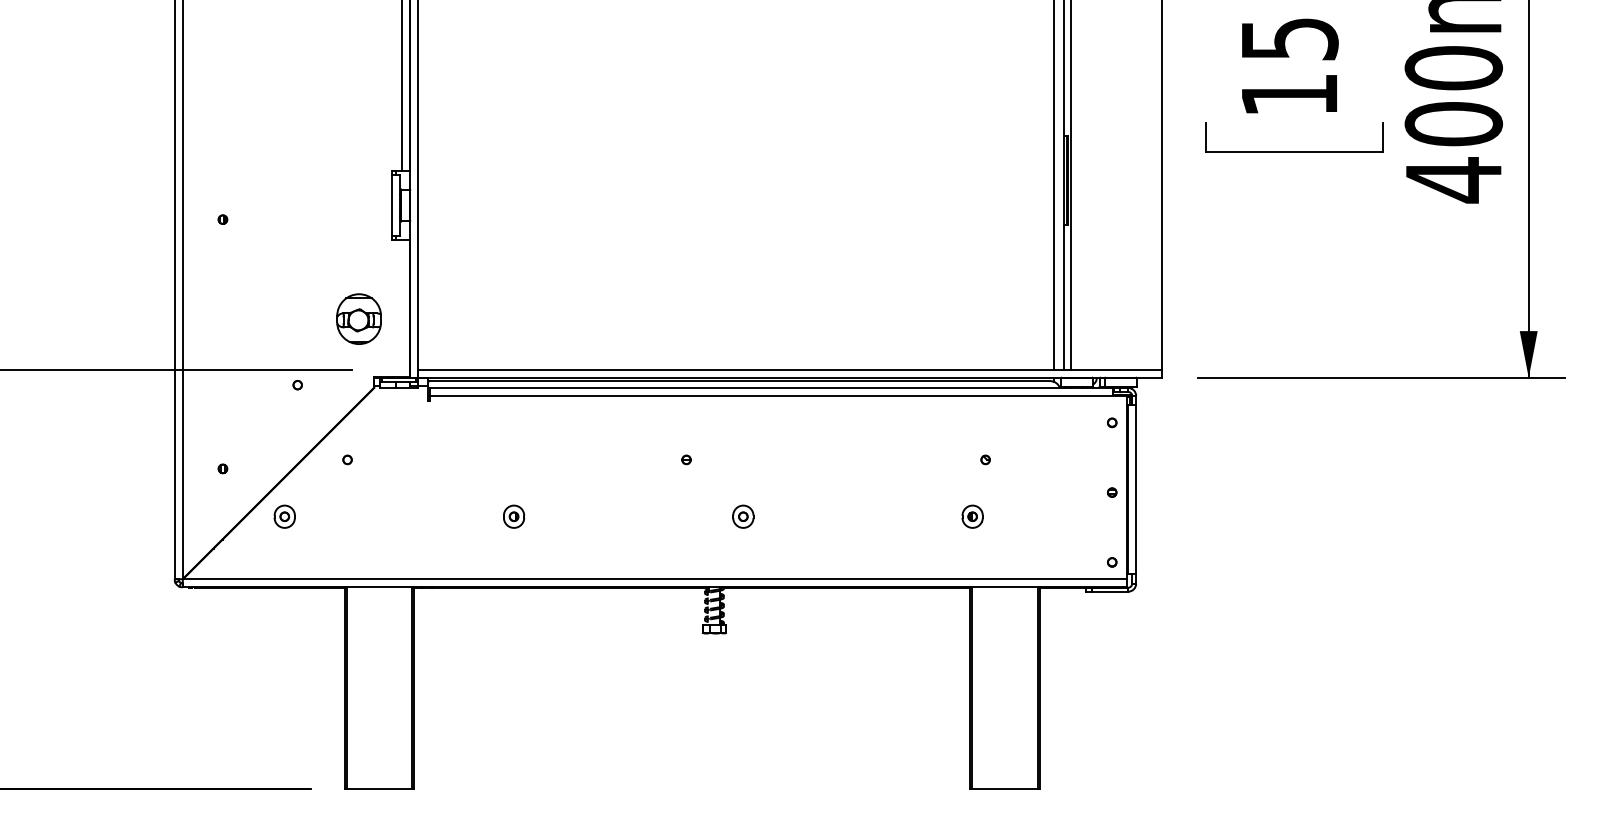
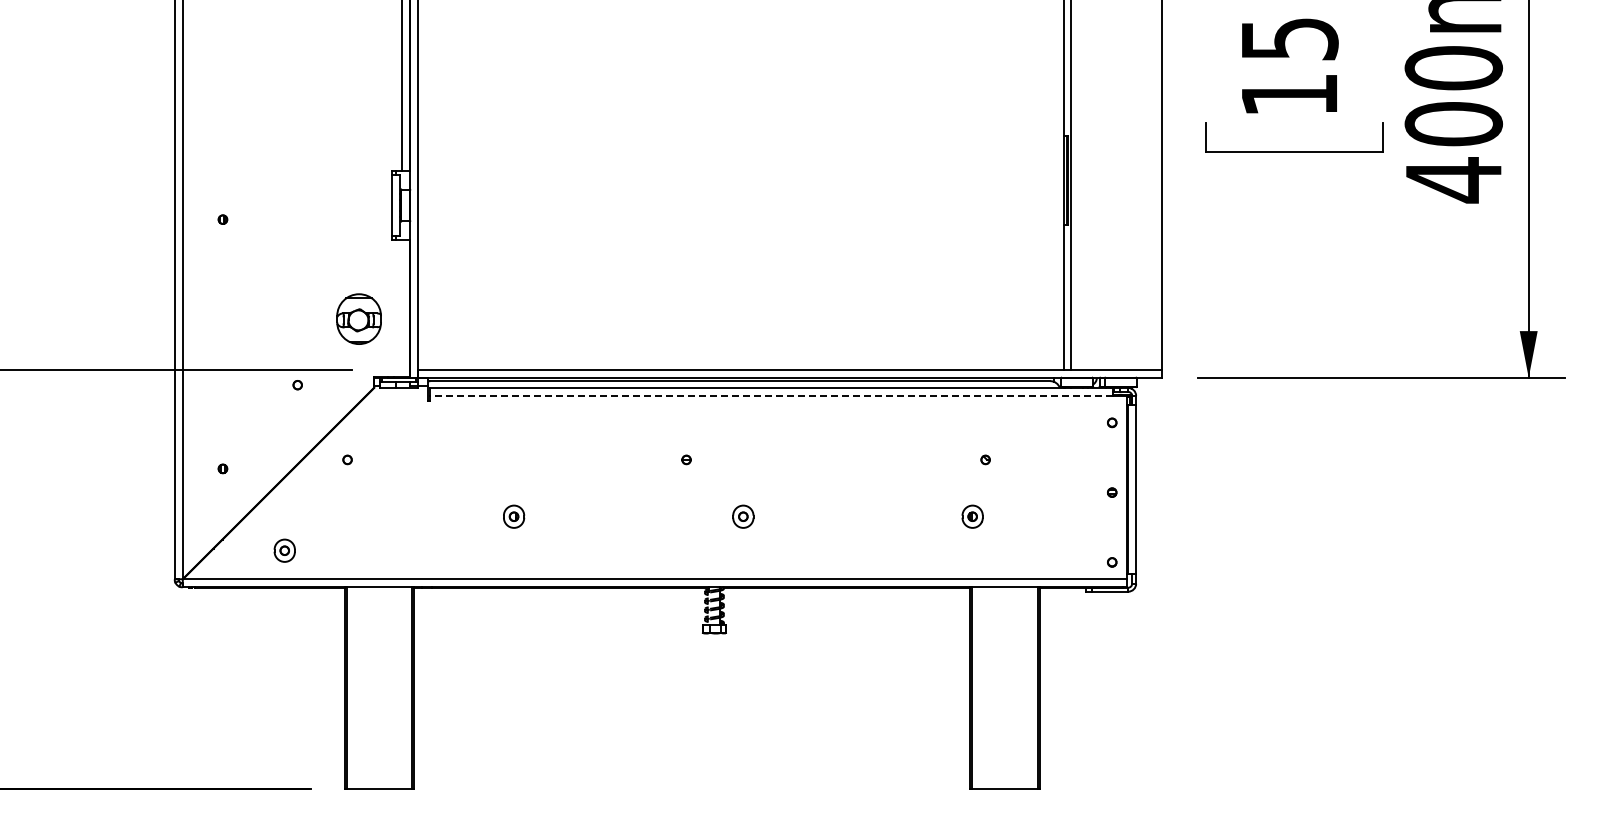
line: present -> none (1054, 185)
line: solid -> dashed (770, 395)
part position: (284, 516) -> (284, 550) (284, 550)
